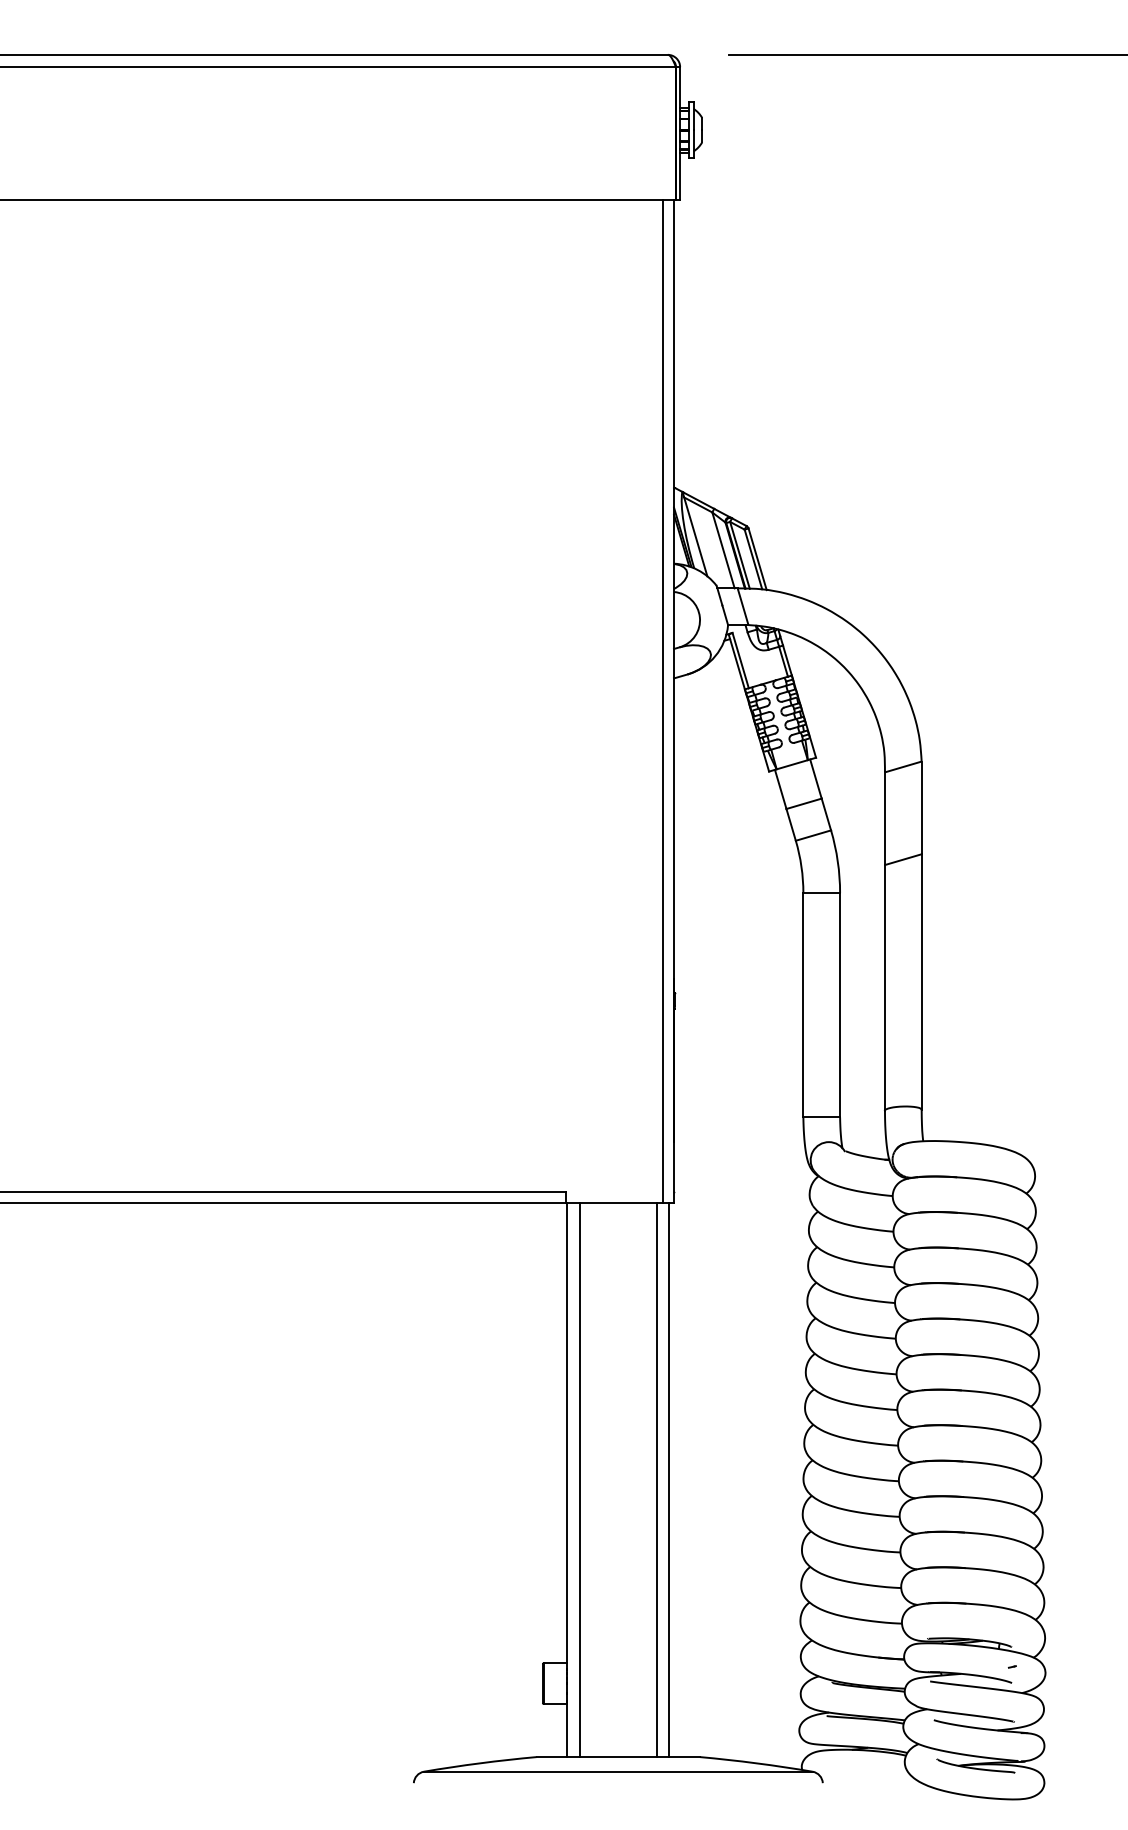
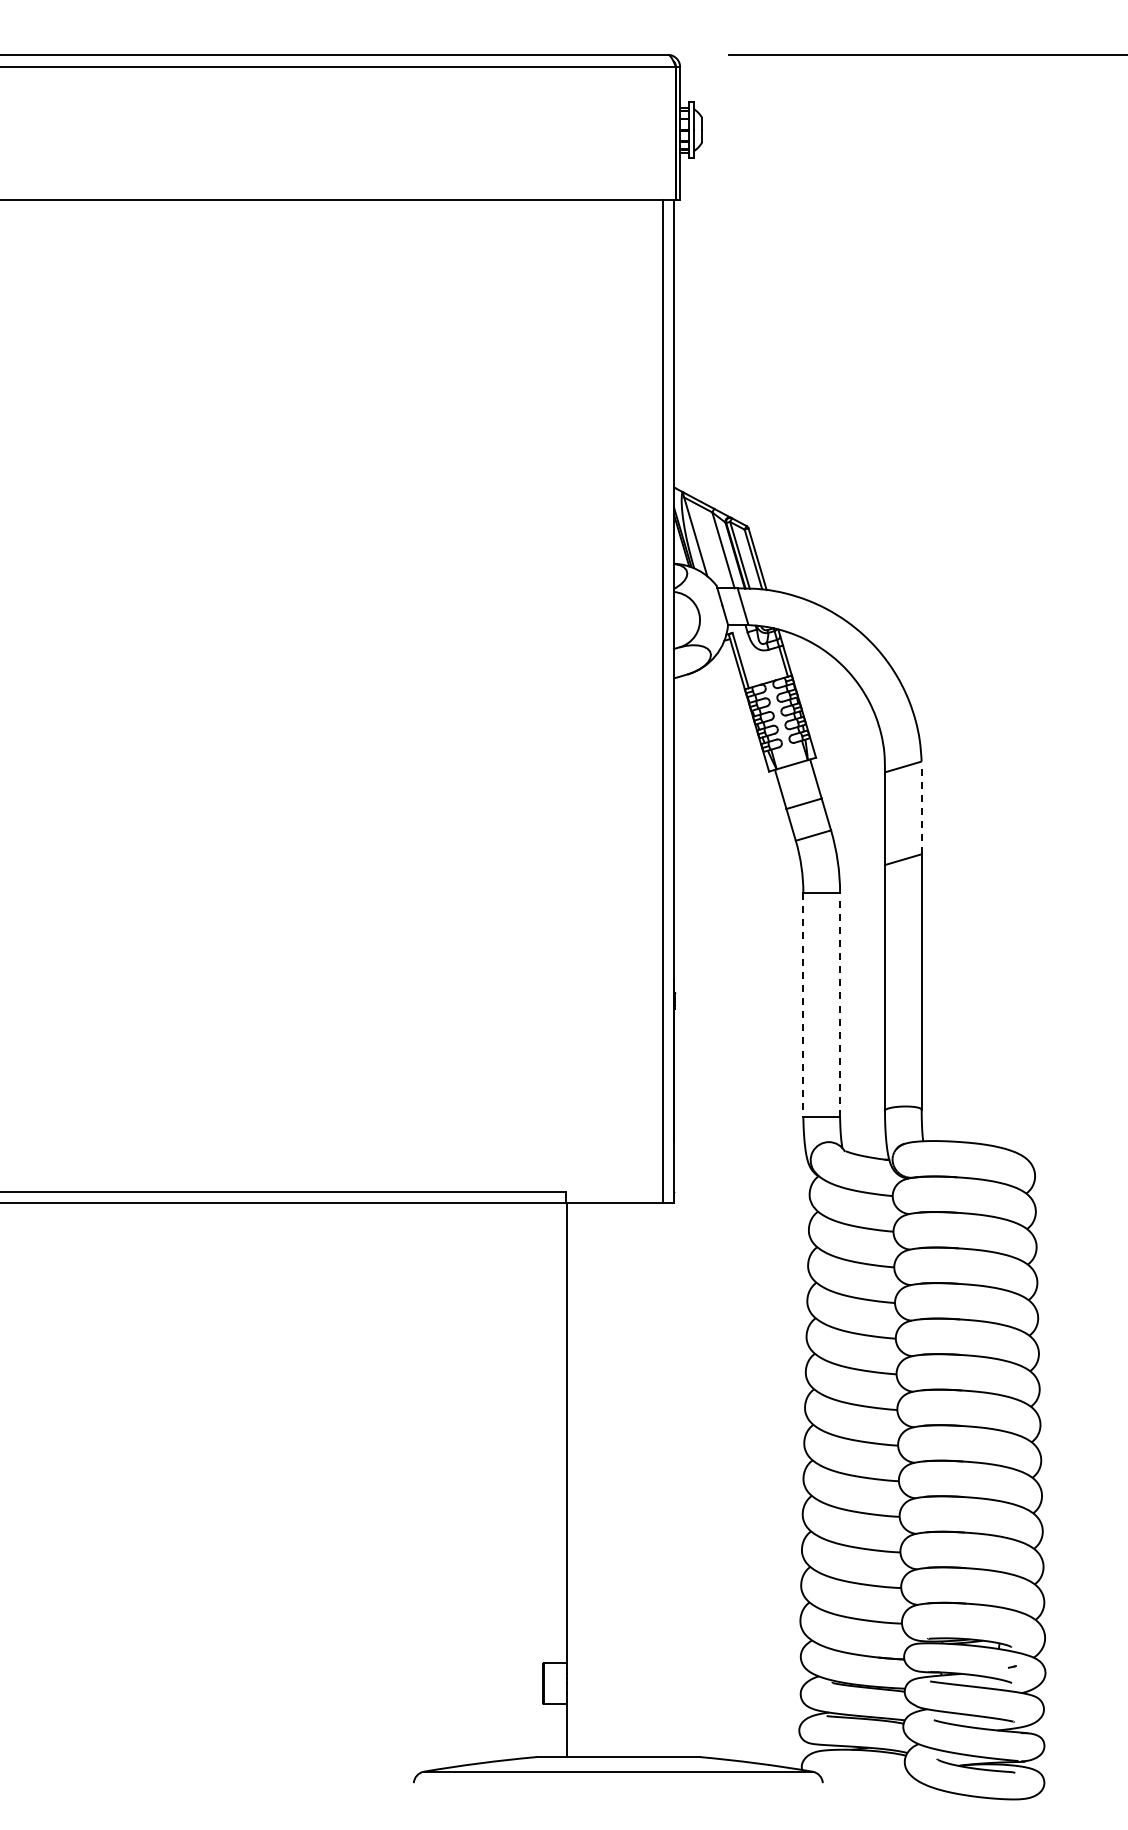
line: solid -> dashed (921, 807)
line: solid -> dashed (840, 1004)
line: solid -> dashed (803, 1005)
line: present -> none (579, 1480)
line: present -> none (657, 1480)
line: present -> none (669, 1480)
